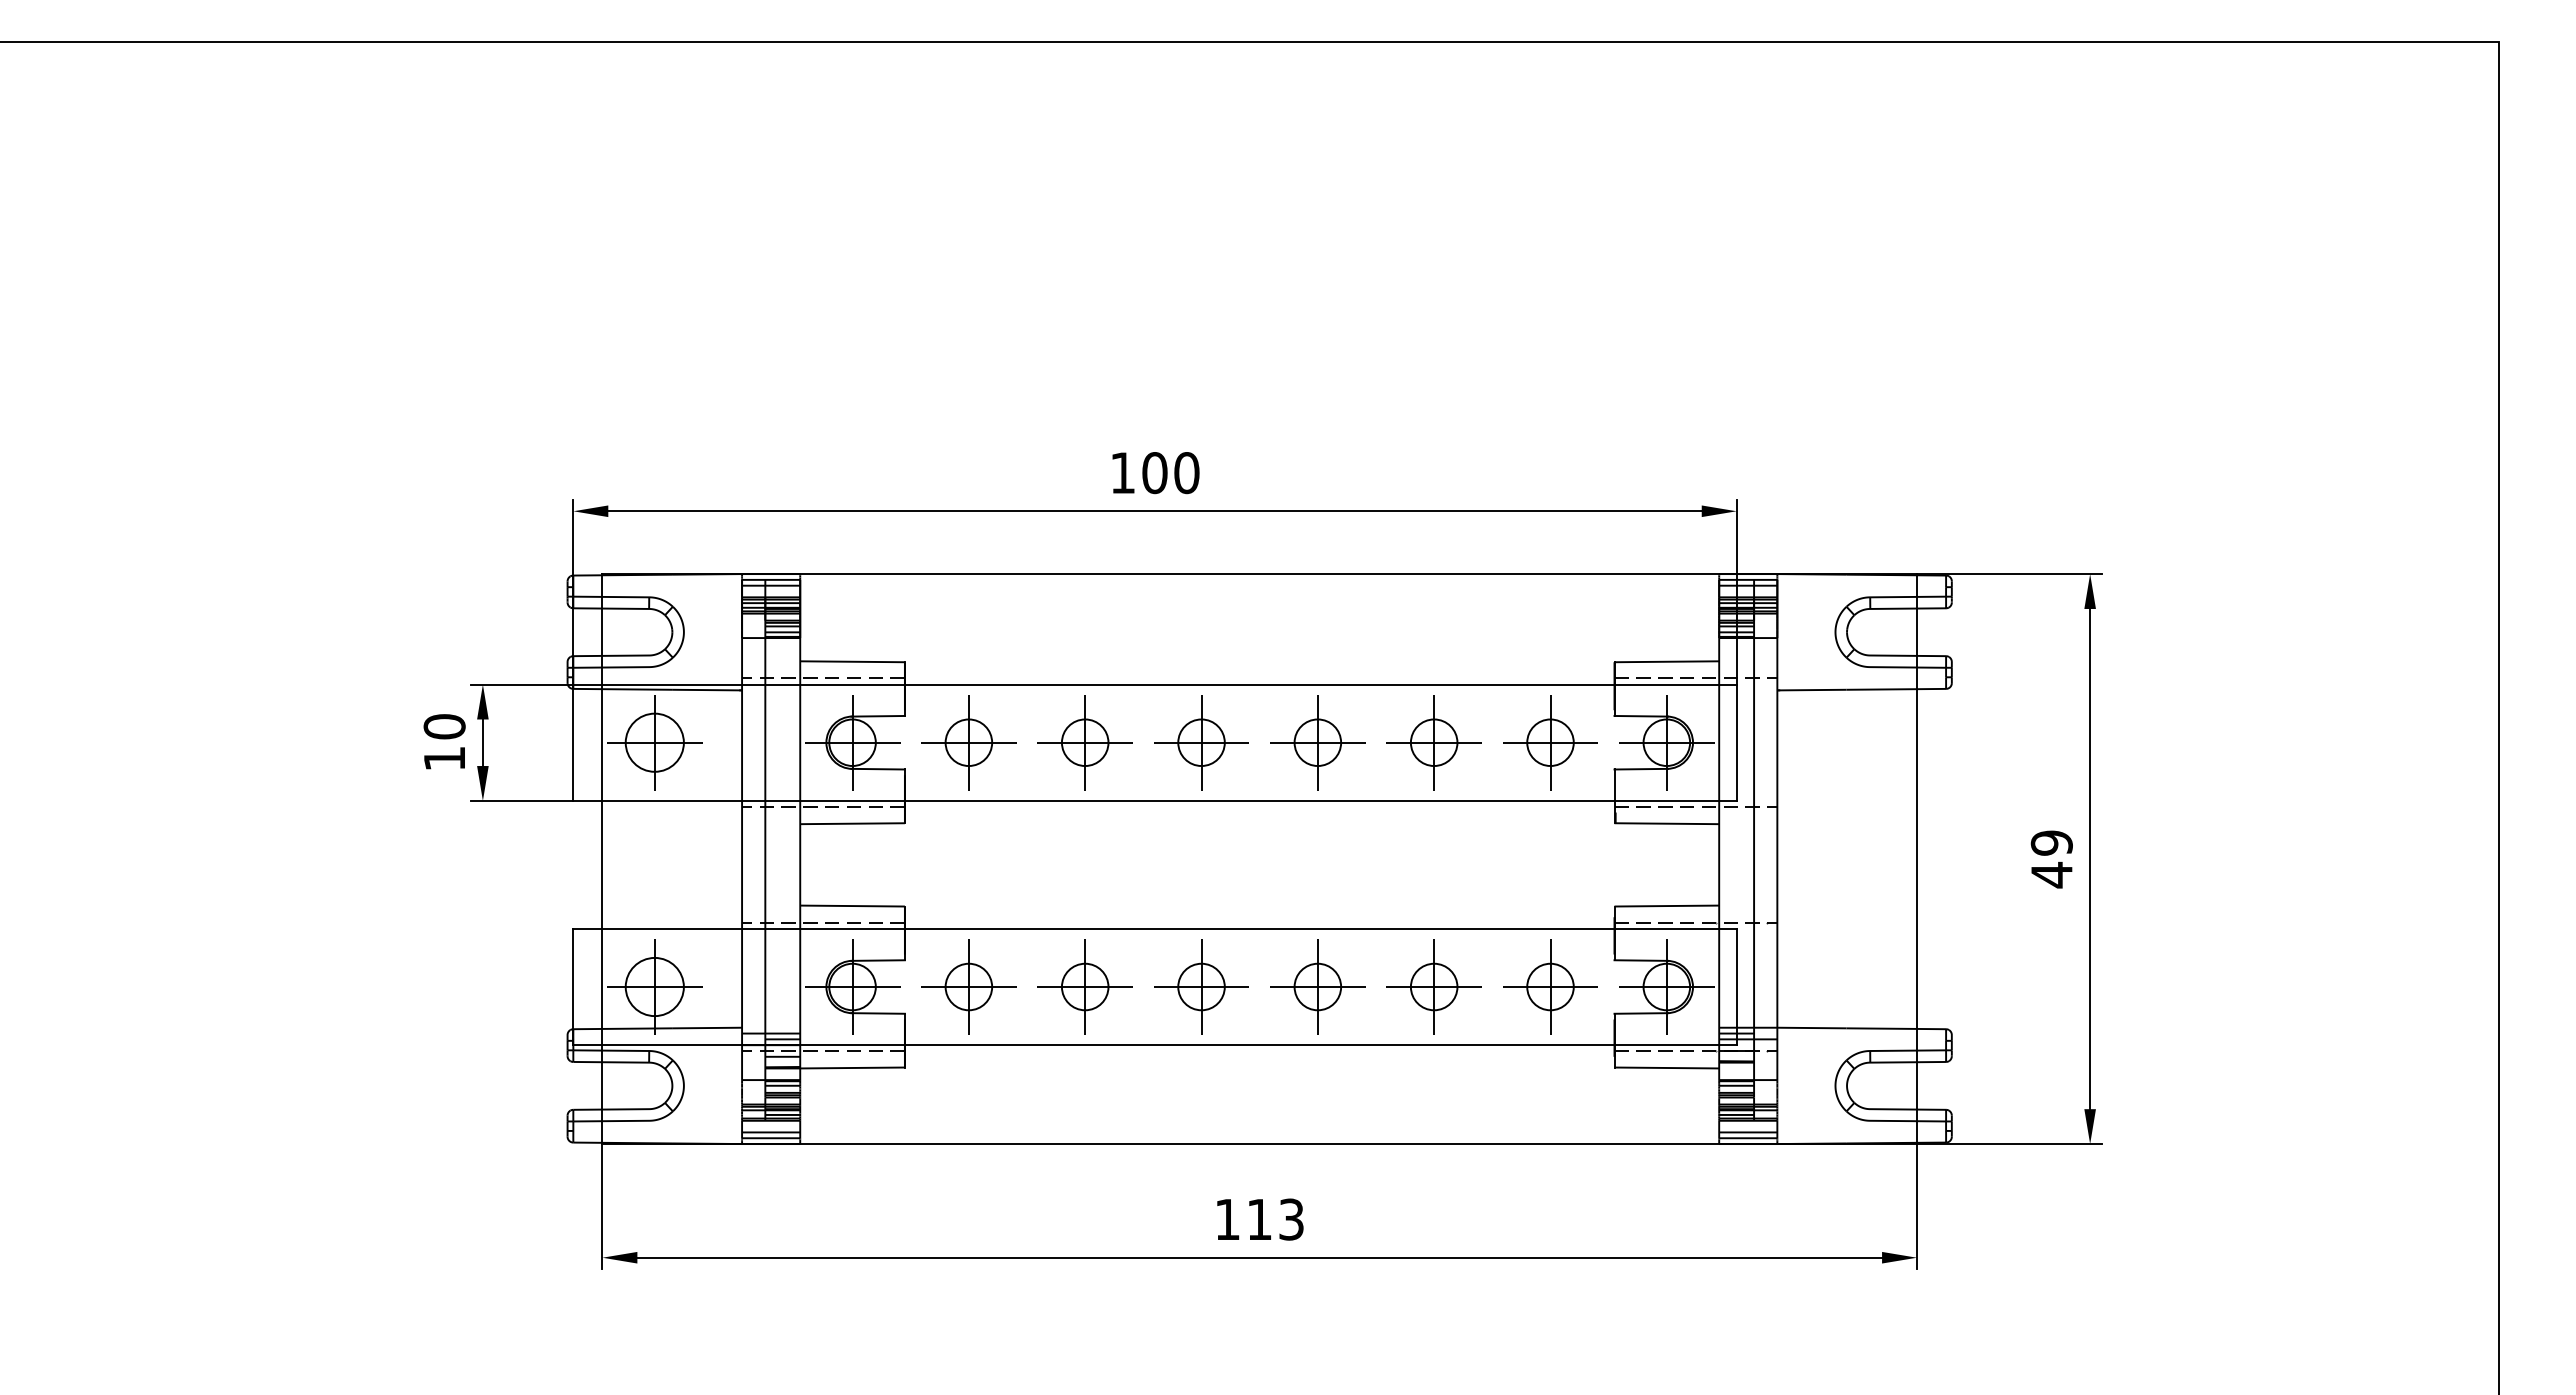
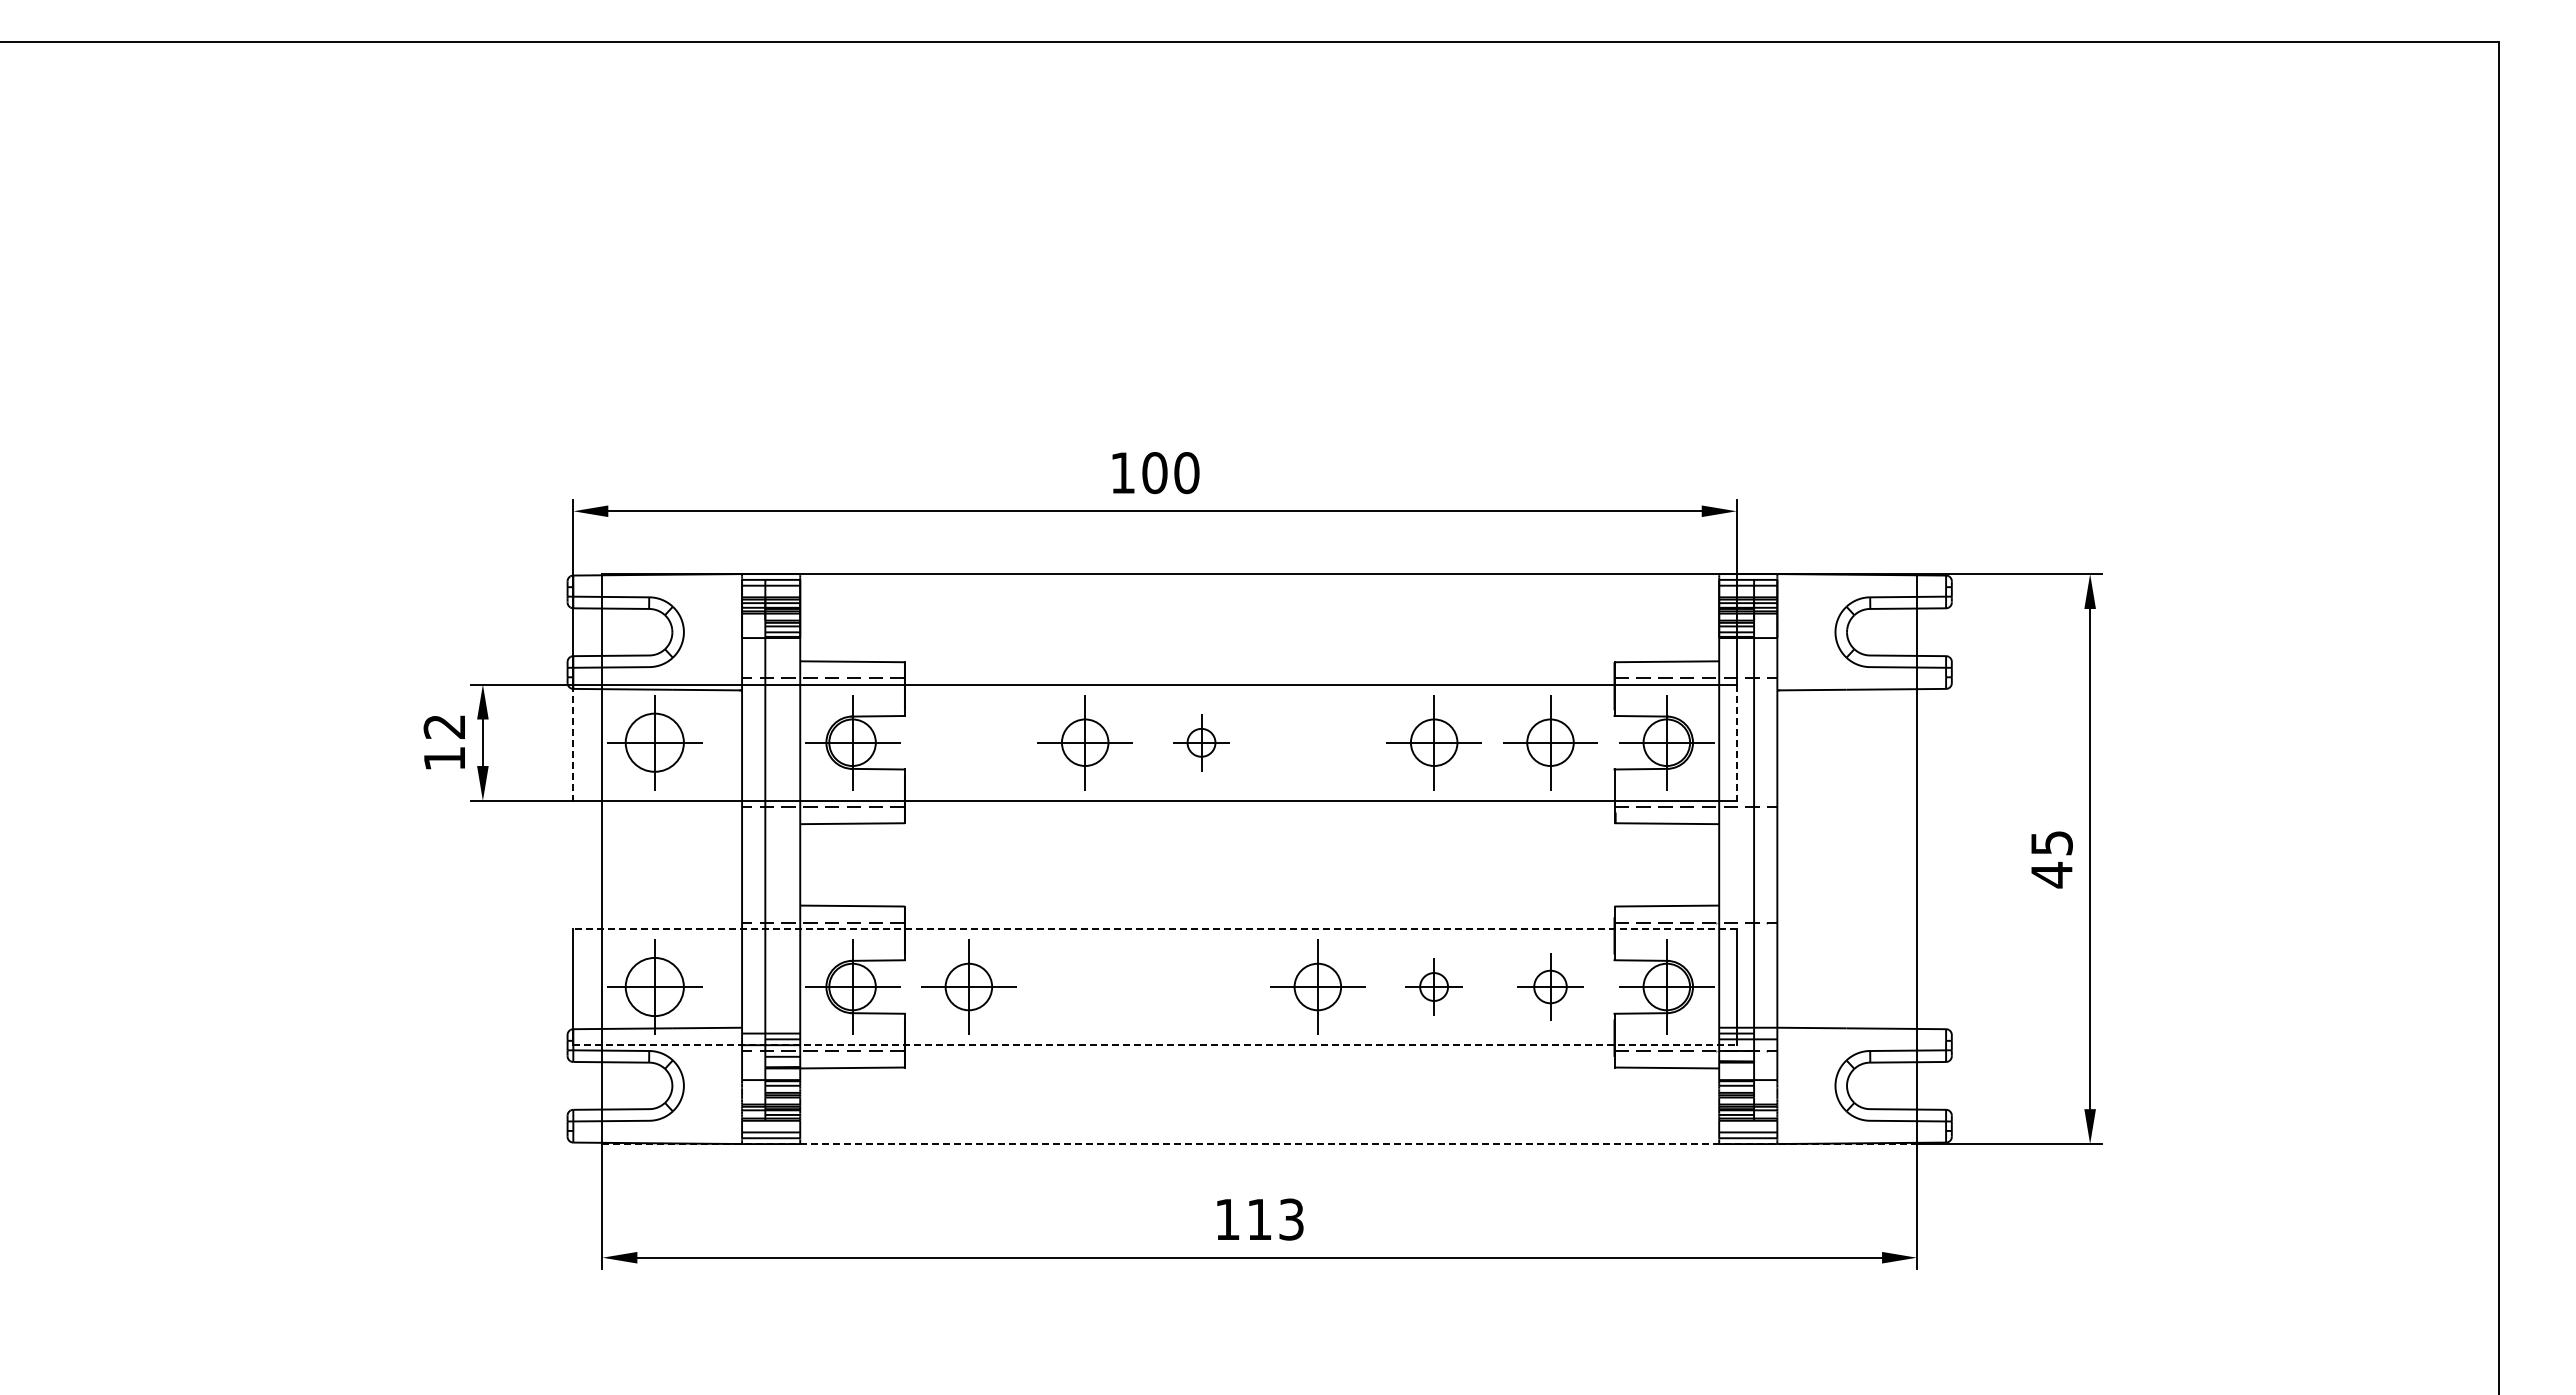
text: 10 -> 12 (444, 726)
part: present -> none (968, 742)
part size: 95x96 px -> 57x58 px (1201, 742)
part: present -> none (1317, 742)
line: solid -> dashed (573, 743)
line: solid -> dashed (1736, 743)
text: 49 -> 45 (2051, 842)
line: solid -> dashed (1155, 928)
part: present -> none (1084, 986)
part: present -> none (1201, 986)
part size: 96x96 px -> 58x58 px (1433, 986)
part size: 95x96 px -> 67x68 px (1550, 986)
line: solid -> dashed (1155, 1045)
line: solid -> dashed (1260, 1144)
